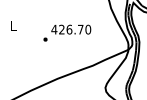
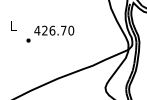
text position: (67, 32) -> (50, 33) (50, 33)
